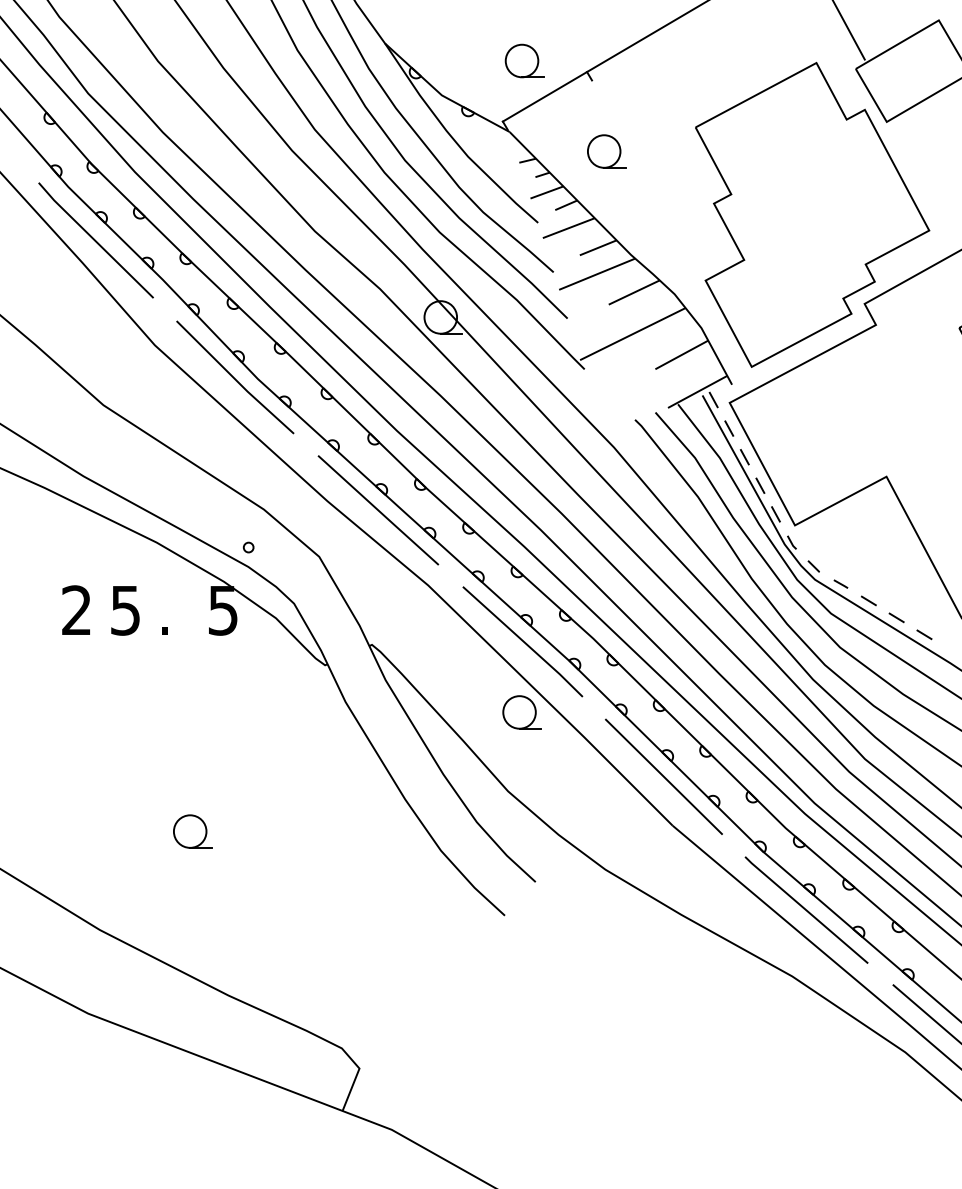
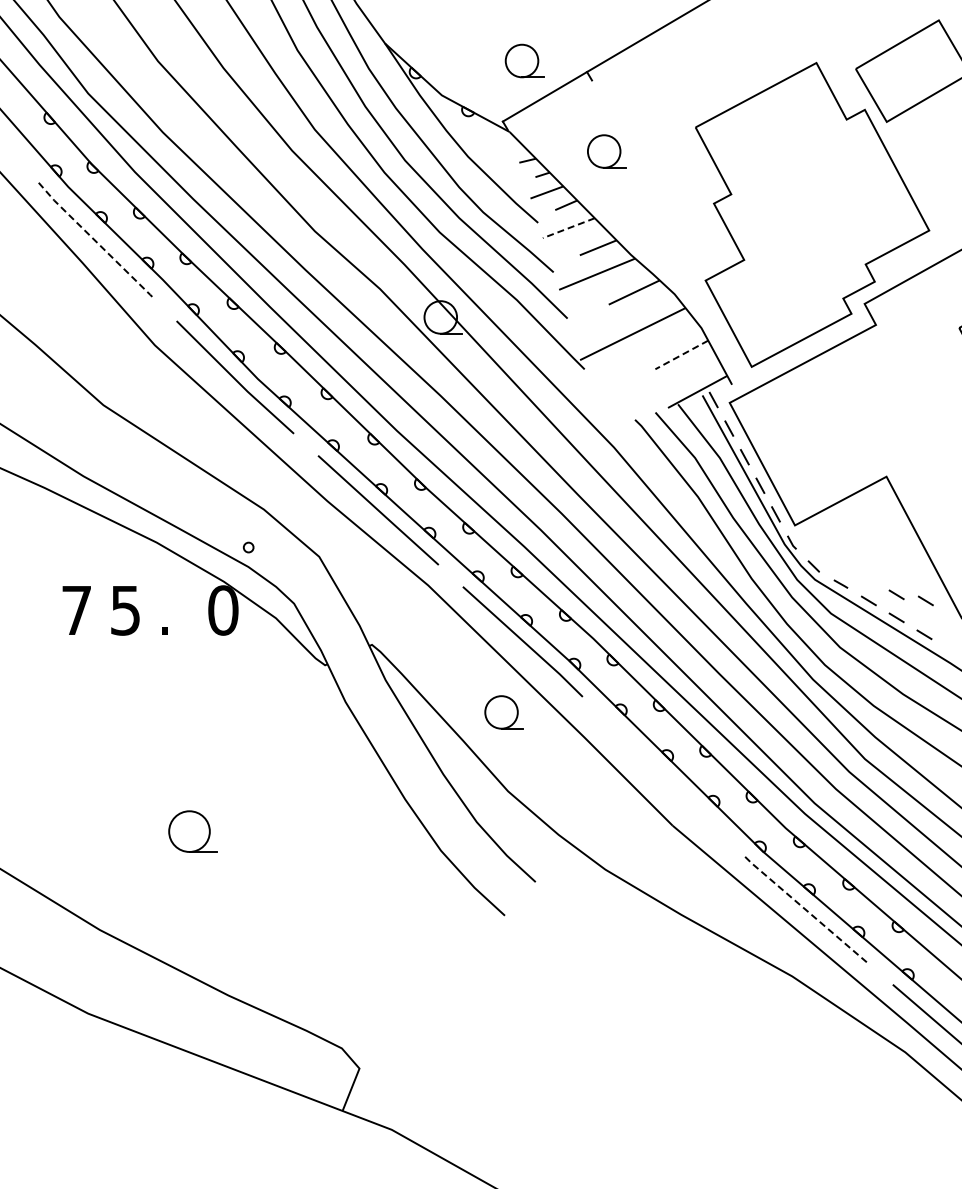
line: present -> none (848, 30)
line: solid -> dashed (568, 228)
line: solid -> dashed (95, 240)
line: solid -> dashed (681, 355)
line: none -> present (896, 594)
line: none -> present (925, 600)
text: 2 -> 7 (76, 609)
text: 5 -> 0 (223, 610)
part position: (521, 712) -> (503, 712) (503, 712)
line: present -> none (663, 776)
part size: 40x35 px -> 50x43 px (192, 831)
line: solid -> dashed (806, 910)
